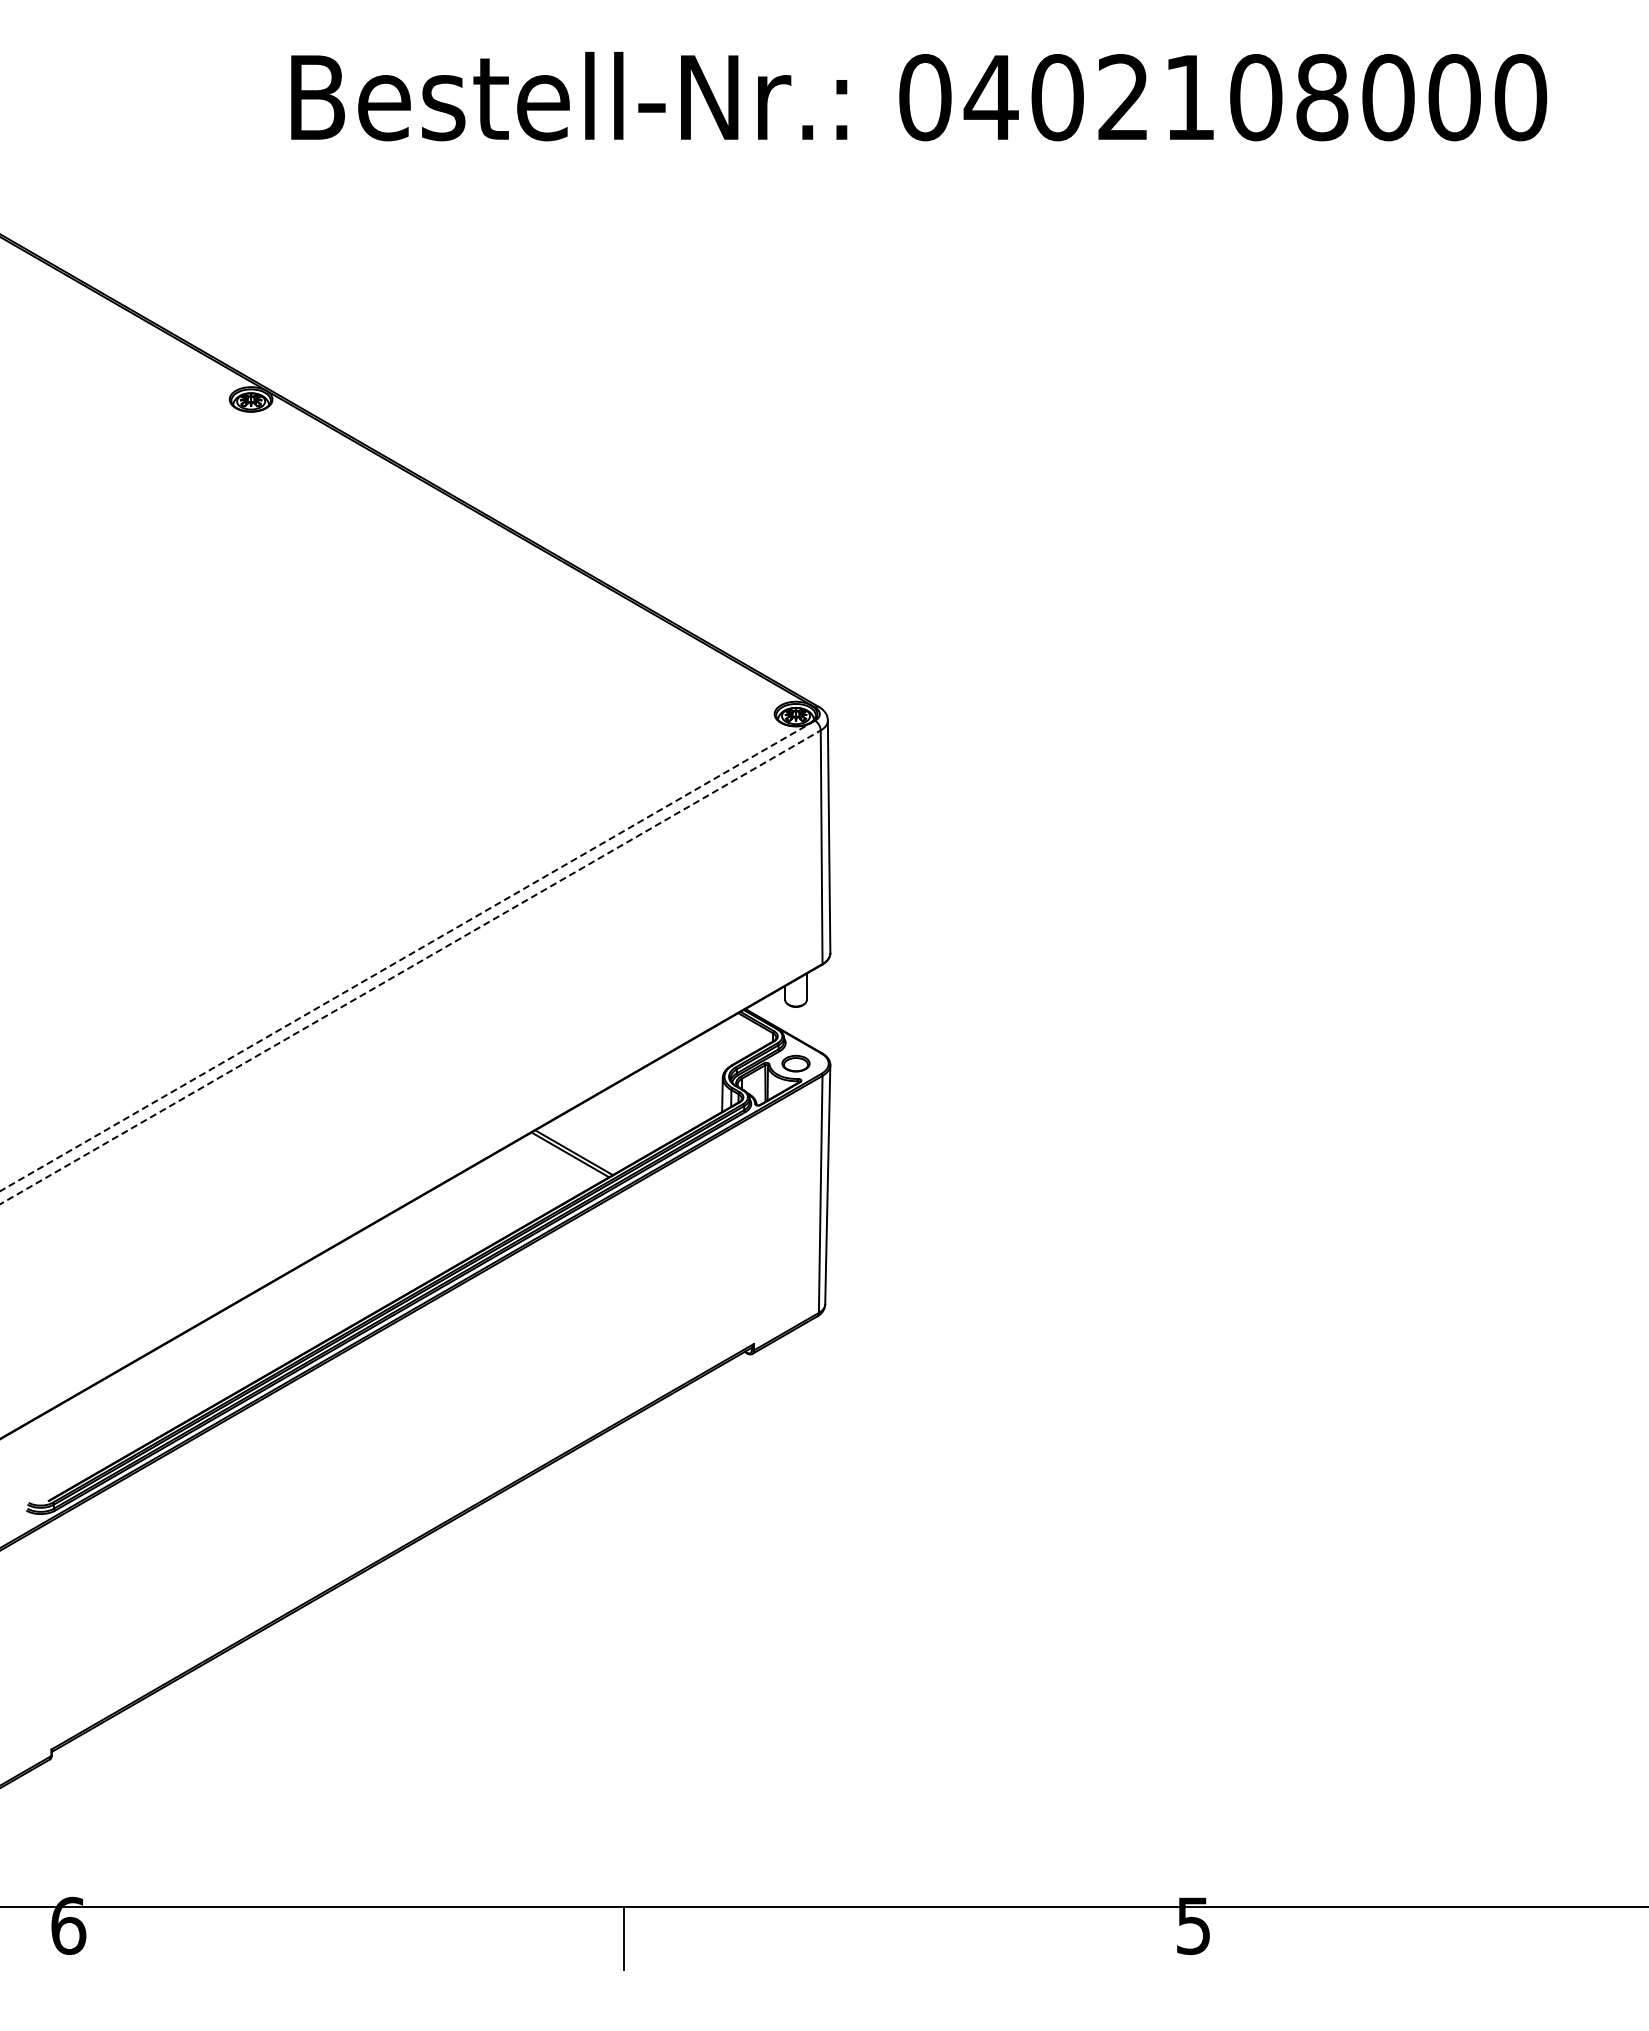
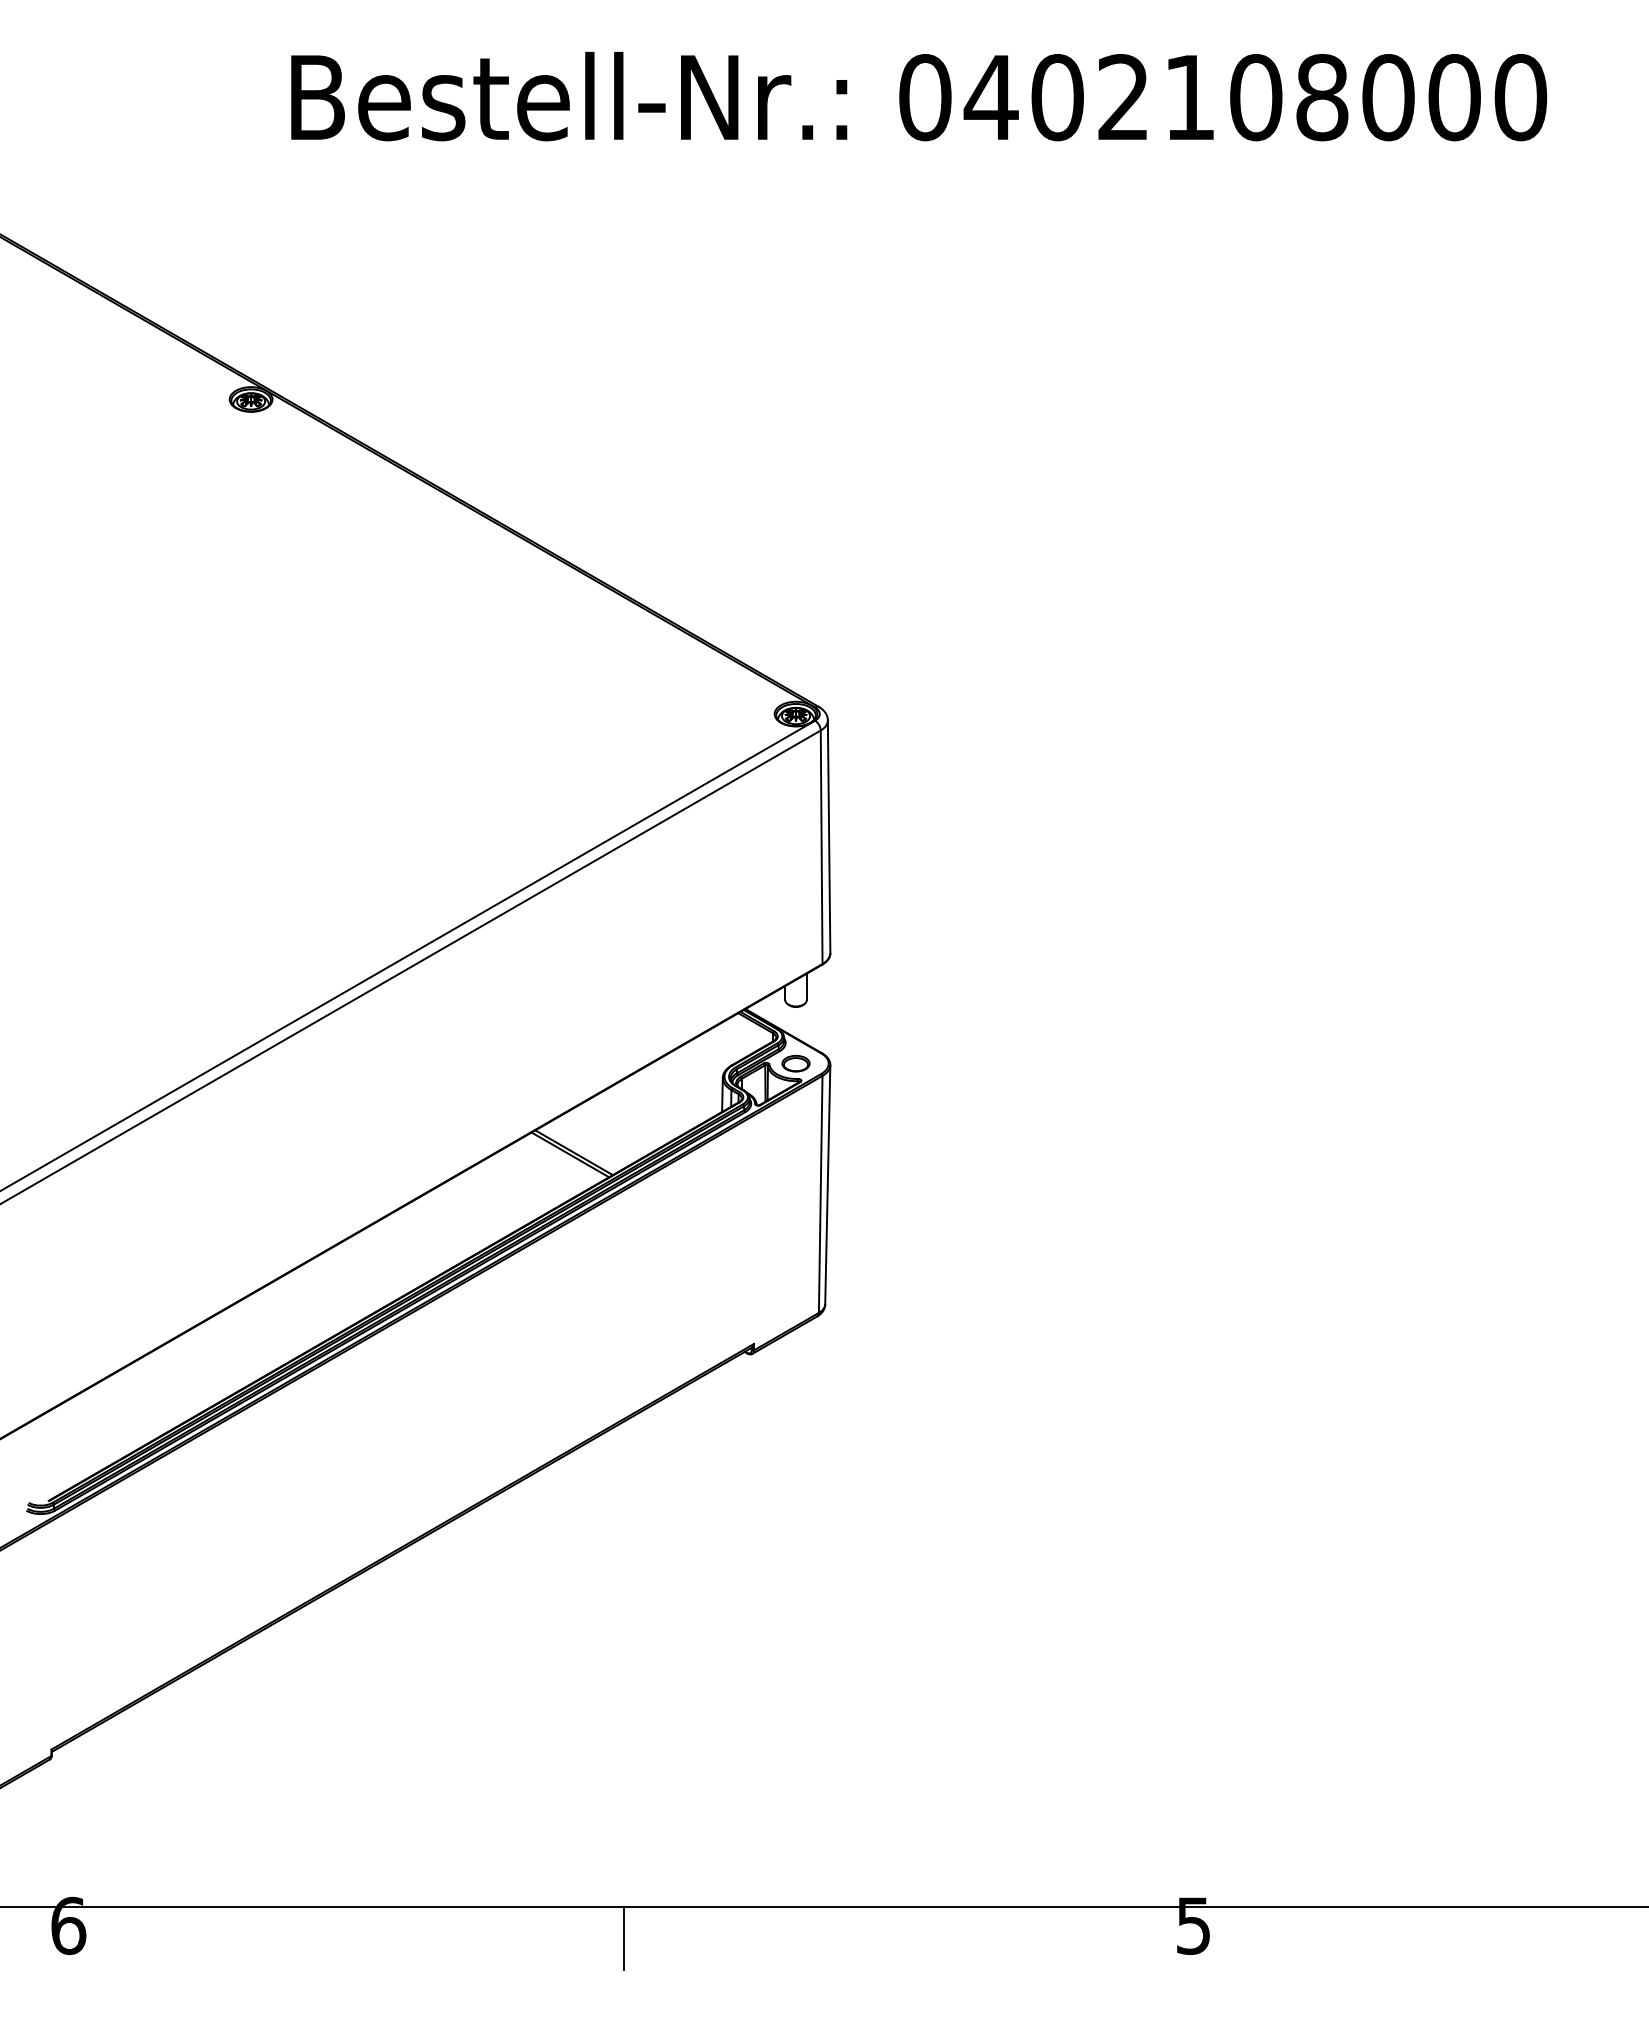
line: dashed -> solid (407, 956)
line: dashed -> solid (410, 967)
